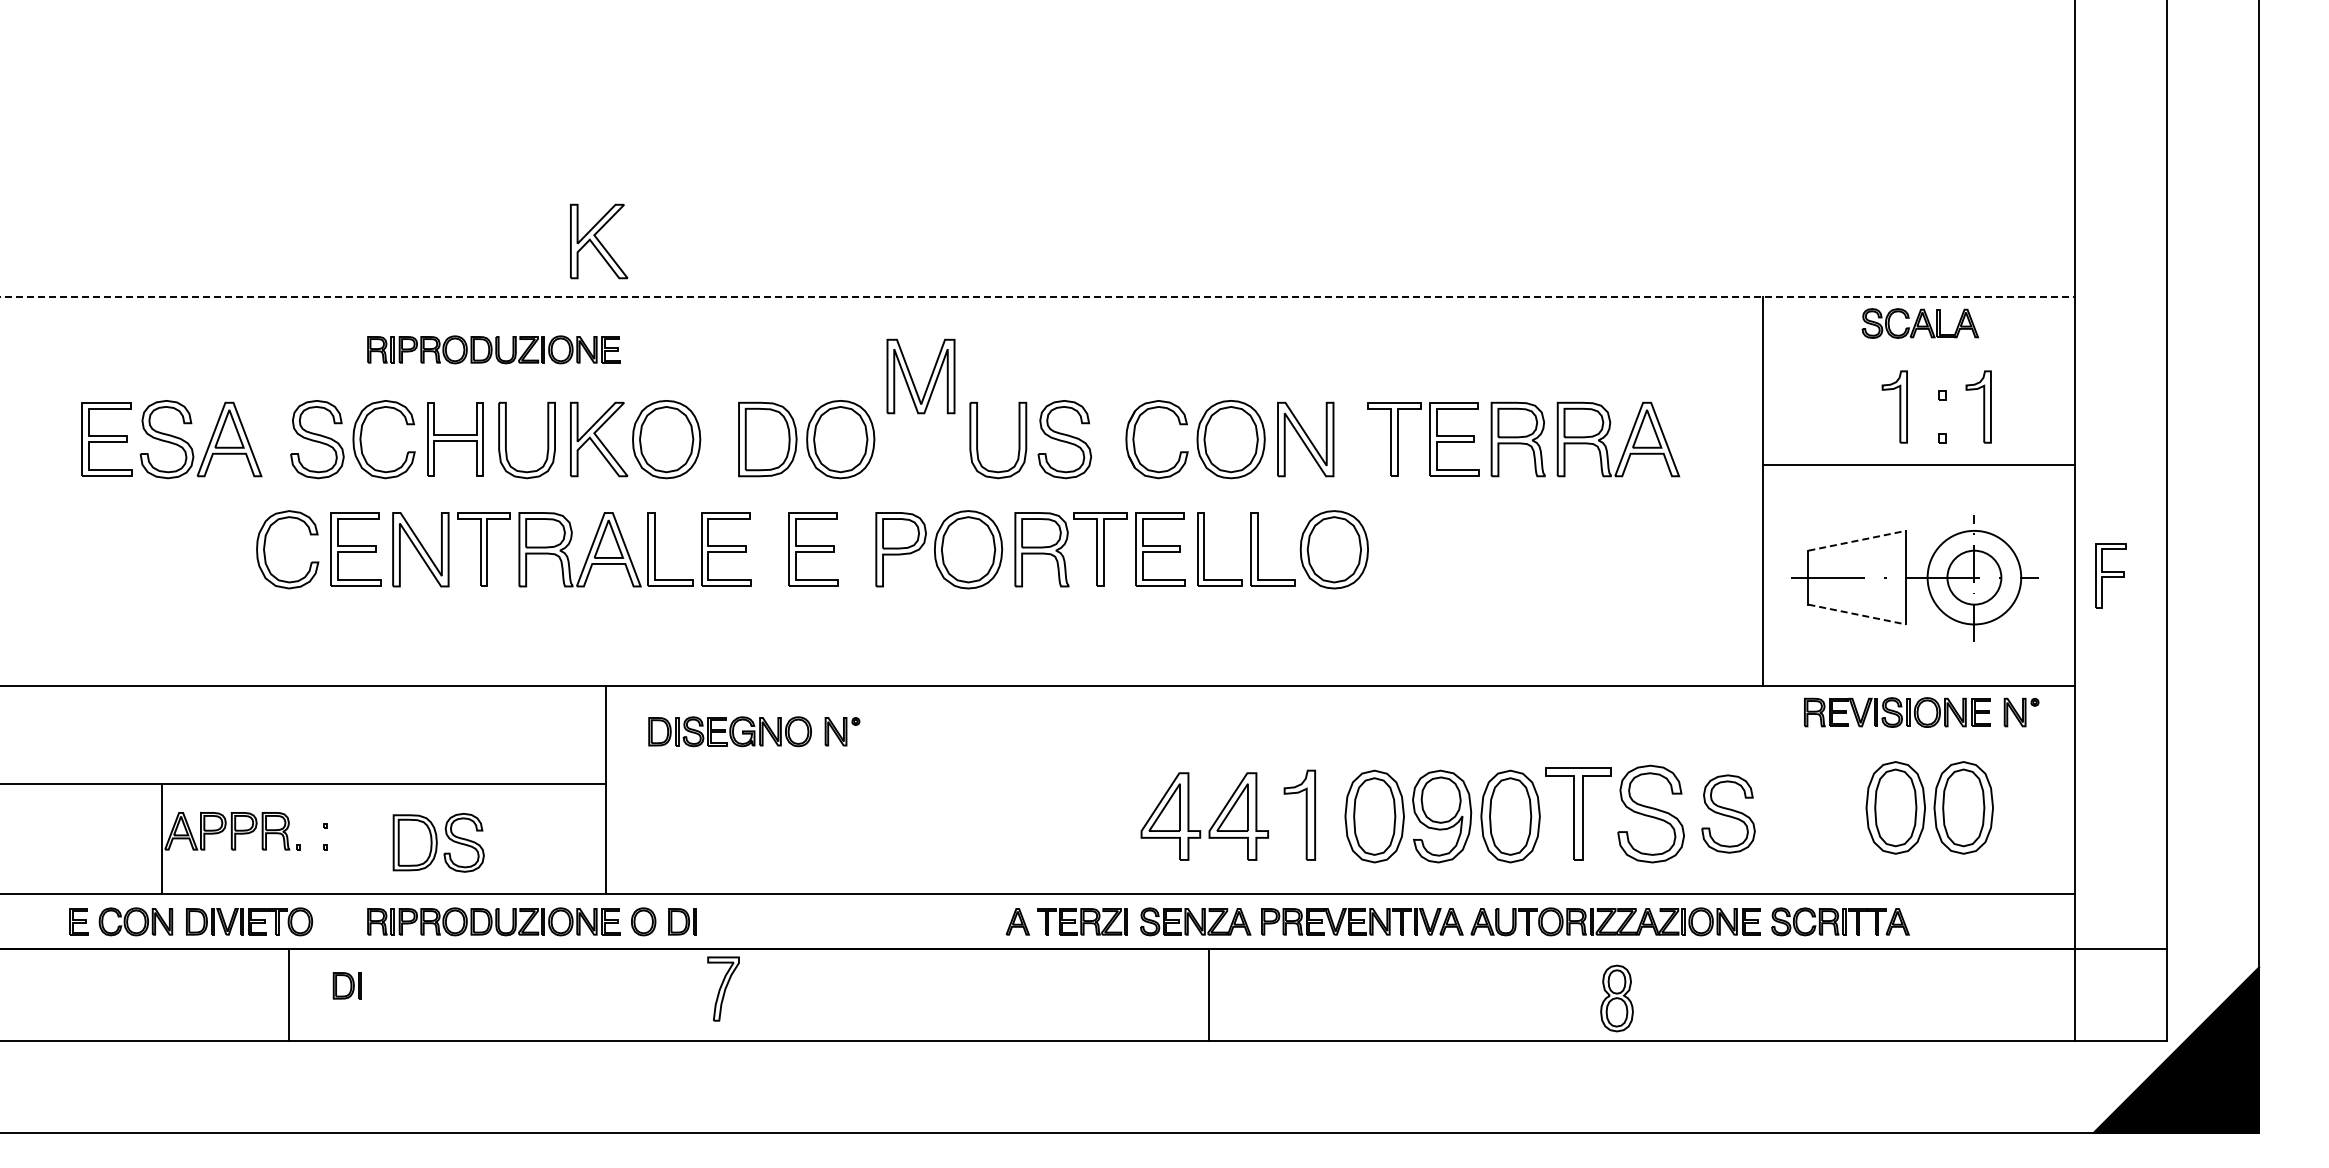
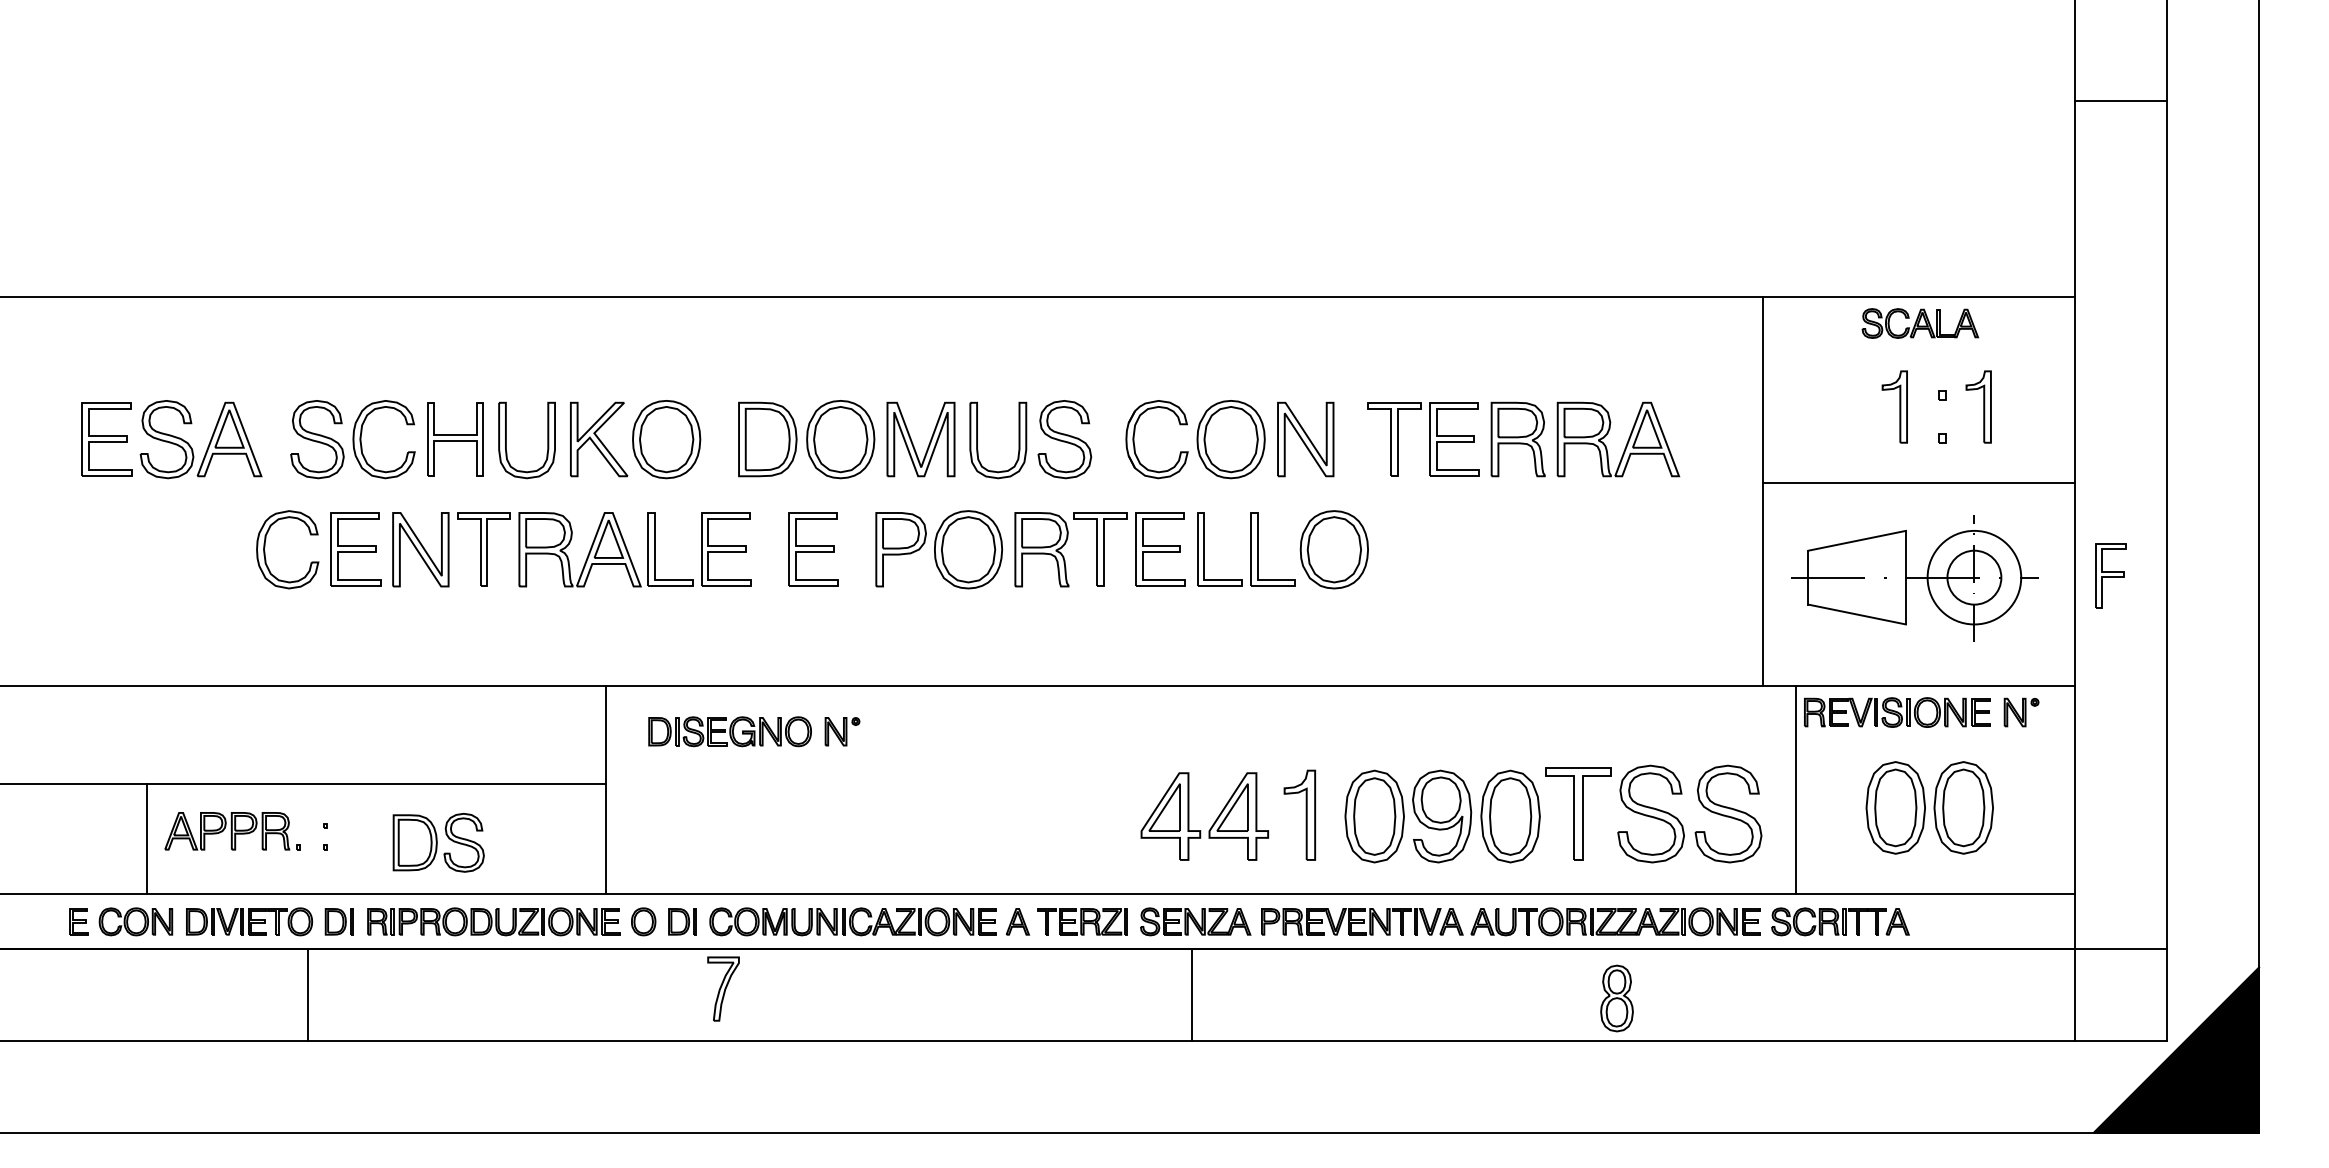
line: none -> present (2121, 101)
part: present -> none (599, 241)
line: dashed -> solid (1037, 297)
part: present -> none (493, 349)
part position: (912, 377) -> (912, 440) (912, 440)
line position: (1919, 464) -> (1919, 482) (1919, 482)
line: dashed -> solid (1857, 540)
line: dashed -> solid (1857, 614)
line: none -> present (1796, 789)
part size: 55x80 px -> 69x100 px (1728, 813)
line position: (162, 838) -> (147, 838) (147, 838)
part: none -> present (852, 921)
part position: (346, 985) -> (338, 921) (338, 921)
line position: (288, 994) -> (307, 994) (307, 994)
line position: (1208, 994) -> (1191, 994) (1191, 994)
